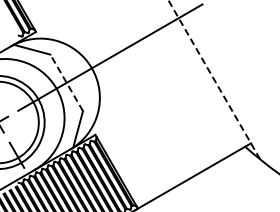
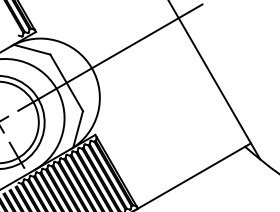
line: dashed -> solid (214, 80)
line: dashed -> solid (66, 82)
